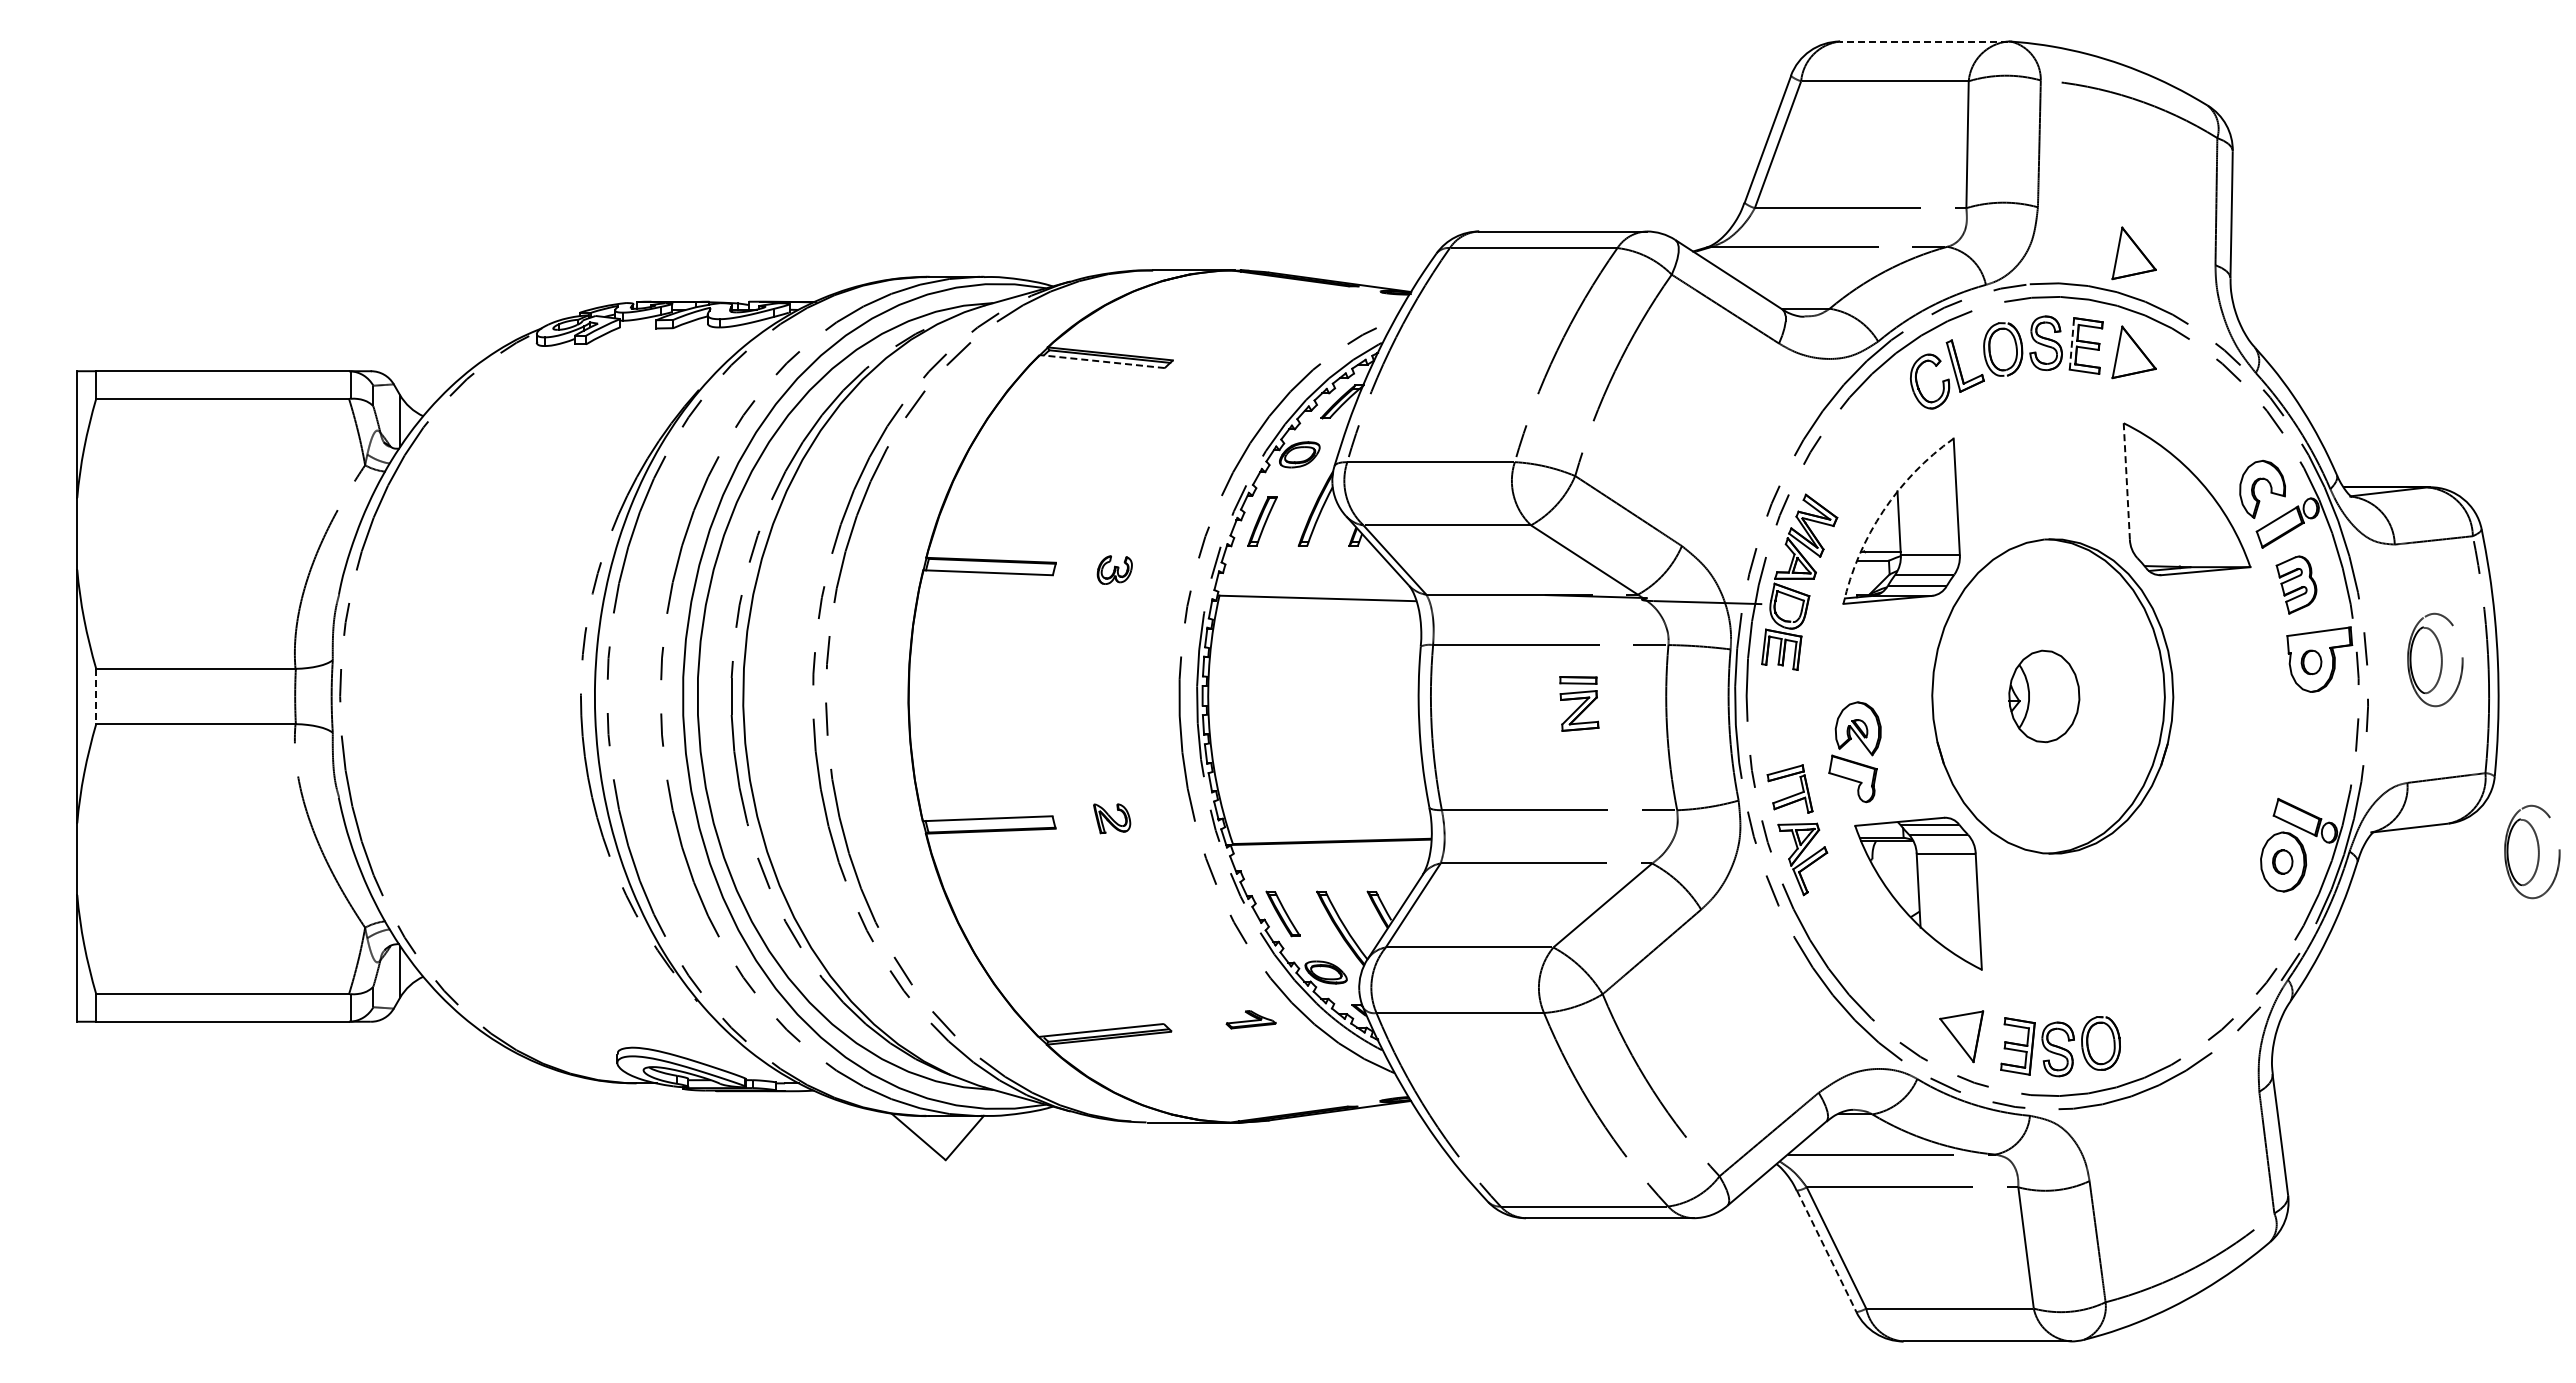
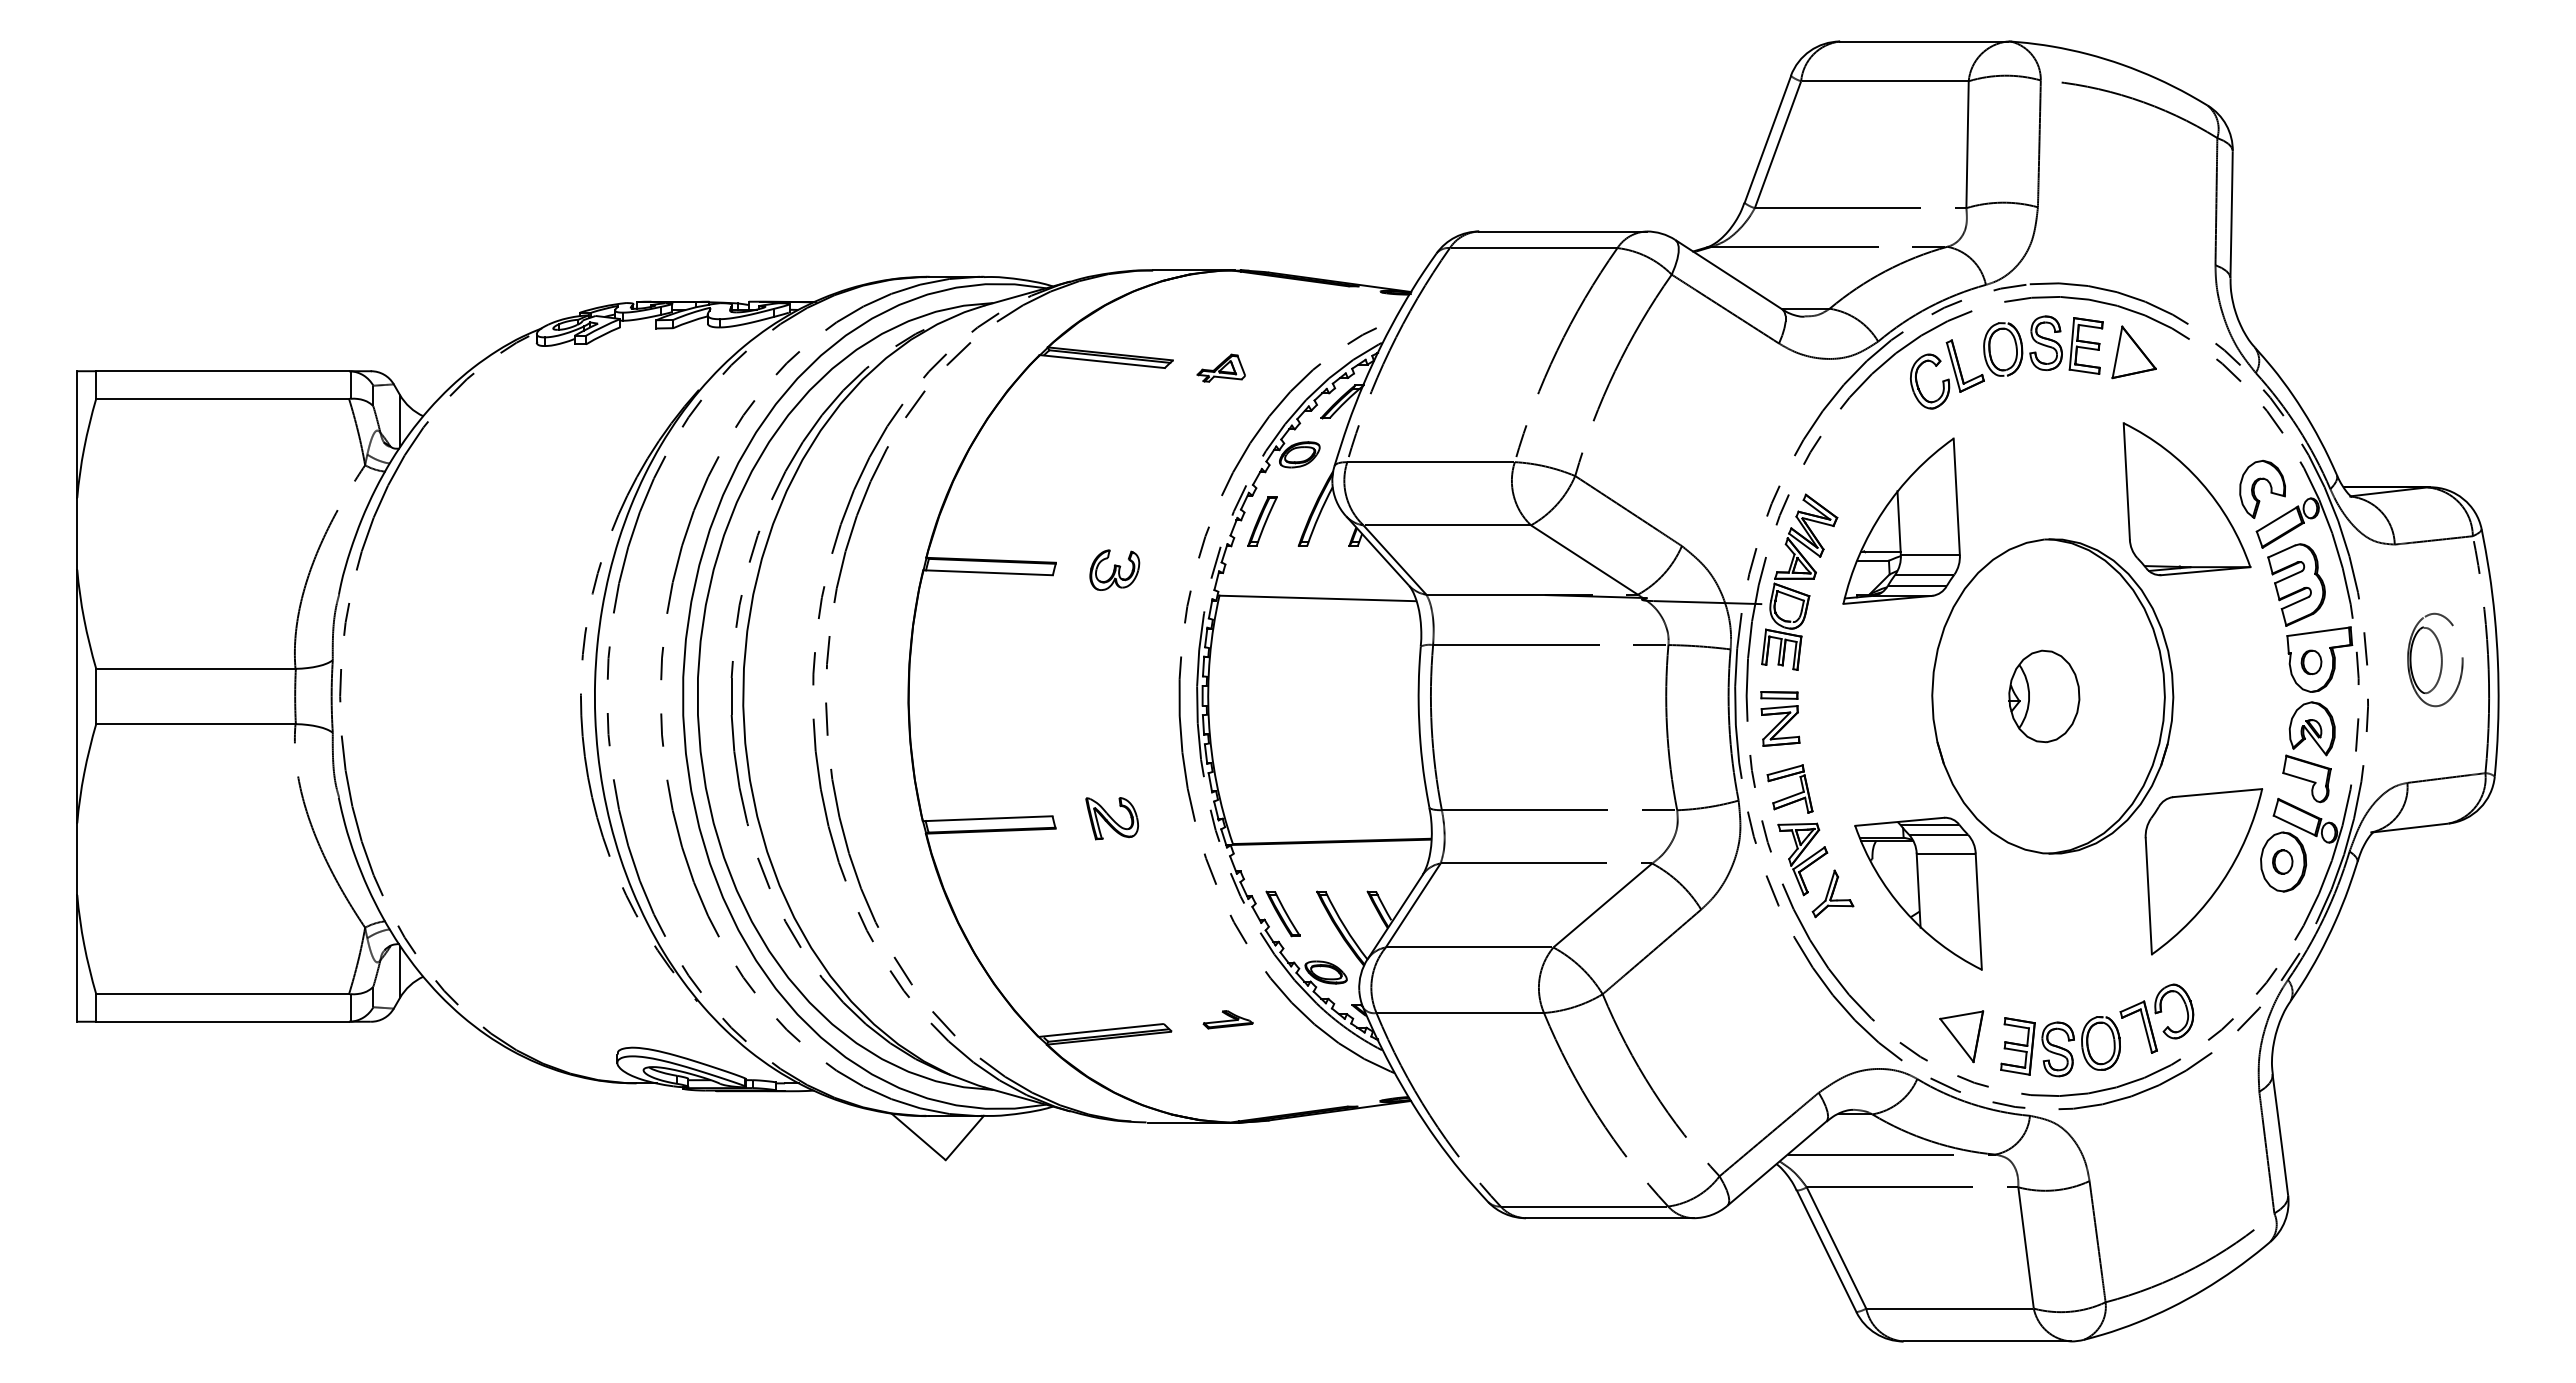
line: dashed -> solid (1923, 41)
part: present -> none (2133, 253)
line: dashed -> solid (2071, 343)
line: dashed -> solid (1102, 361)
part: none -> present (1220, 367)
line: dashed -> solid (2126, 481)
arc: dashed -> solid (1883, 511)
part size: 37x30 px -> 52x42 px (1114, 569)
part size: 43x60 px -> 59x84 px (2296, 584)
line: dashed -> solid (96, 696)
part position: (1579, 703) -> (1780, 718) (1780, 718)
part position: (1852, 760) -> (2306, 760) (2306, 760)
part size: 39x32 px -> 54x44 px (1111, 818)
part: present -> none (2532, 851)
part: none -> present (2203, 871)
part: none -> present (1832, 893)
part: none -> present (2156, 1018)
part position: (1250, 1019) -> (1227, 1019) (1227, 1019)
line: dashed -> solid (1826, 1251)
